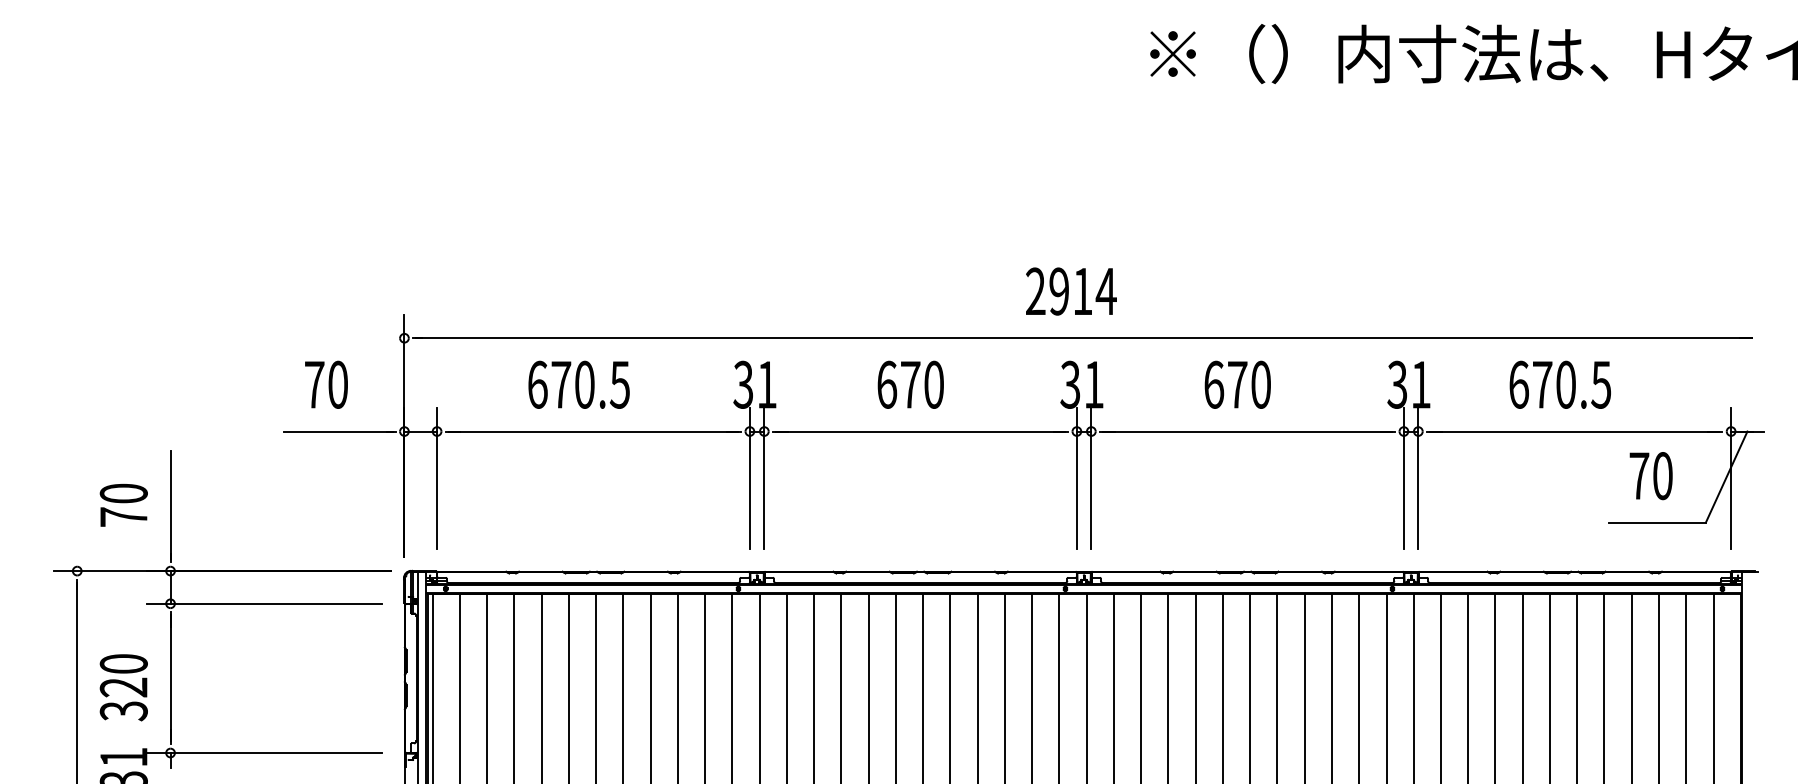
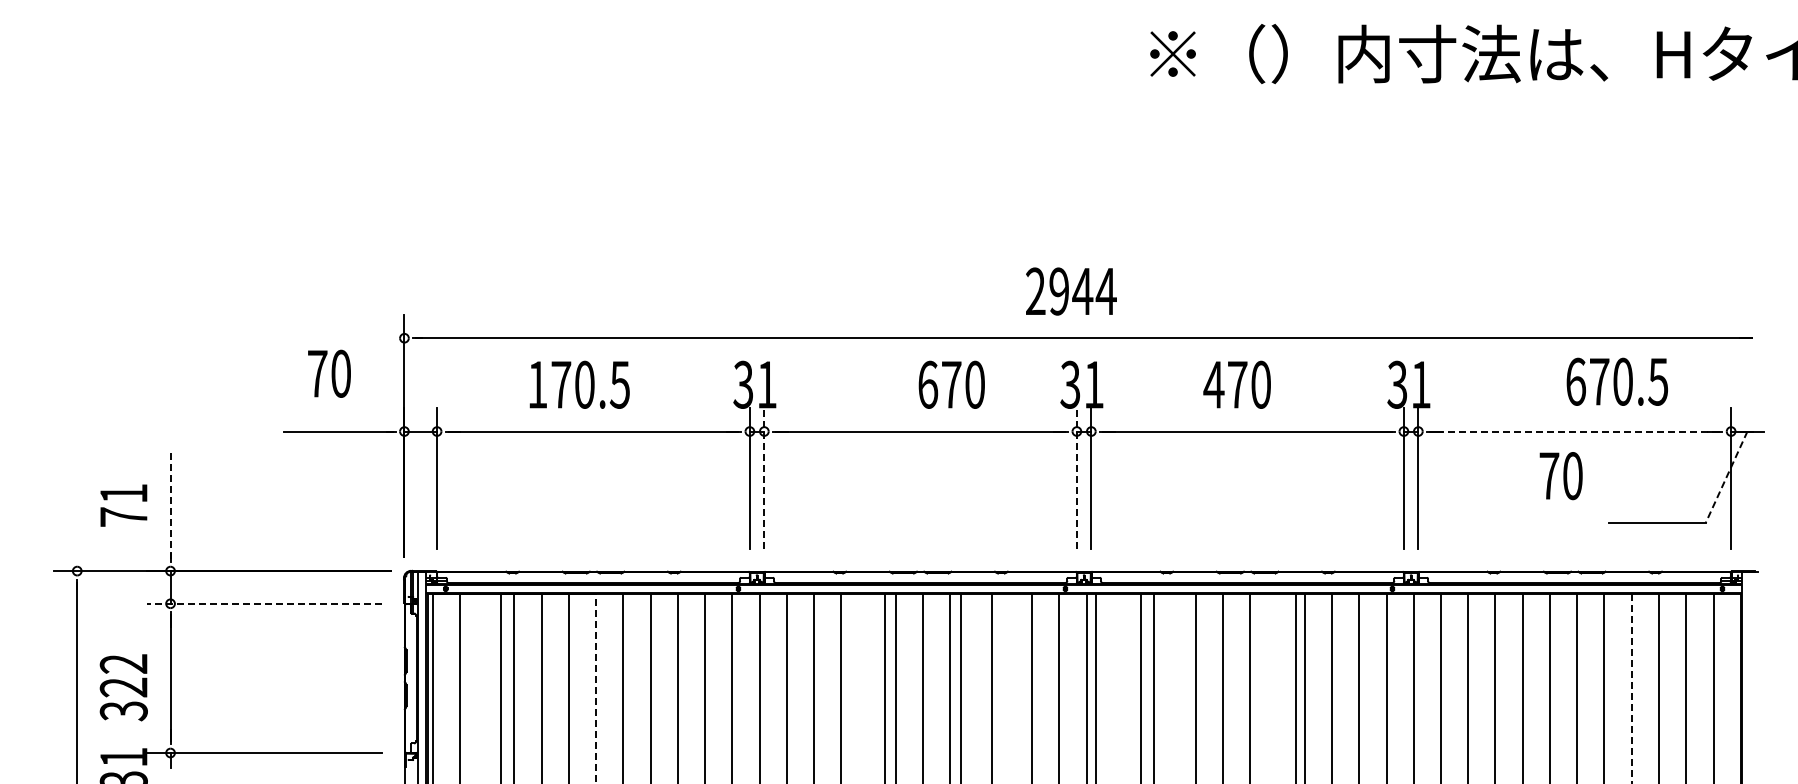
text: 2914 -> 2944 (1082, 291)
text position: (326, 384) -> (329, 373) (329, 373)
text: 670.5 -> 170.5 (537, 384)
text position: (910, 384) -> (951, 384) (951, 384)
text: 670 -> 470 (1213, 384)
text position: (1559, 384) -> (1616, 381) (1616, 381)
line: solid -> dashed (1574, 431)
text position: (1650, 476) -> (1560, 476) (1560, 476)
line: solid -> dashed (1726, 477)
line: solid -> dashed (764, 478)
line: solid -> dashed (1076, 478)
text: 70 -> 71 (123, 493)
line: solid -> dashed (170, 504)
line: solid -> dashed (264, 603)
text: 320 -> 322 (123, 663)
line position: (487, 686) -> (501, 686) (501, 686)
line position: (868, 686) -> (884, 686) (884, 686)
line position: (977, 686) -> (960, 686) (960, 686)
line position: (1004, 686) -> (991, 686) (991, 686)
line position: (1113, 686) -> (1095, 686) (1095, 686)
line position: (1168, 686) -> (1154, 686) (1154, 686)
line position: (1277, 686) -> (1296, 686) (1296, 686)
line: solid -> dashed (596, 688)
line: solid -> dashed (1631, 688)
